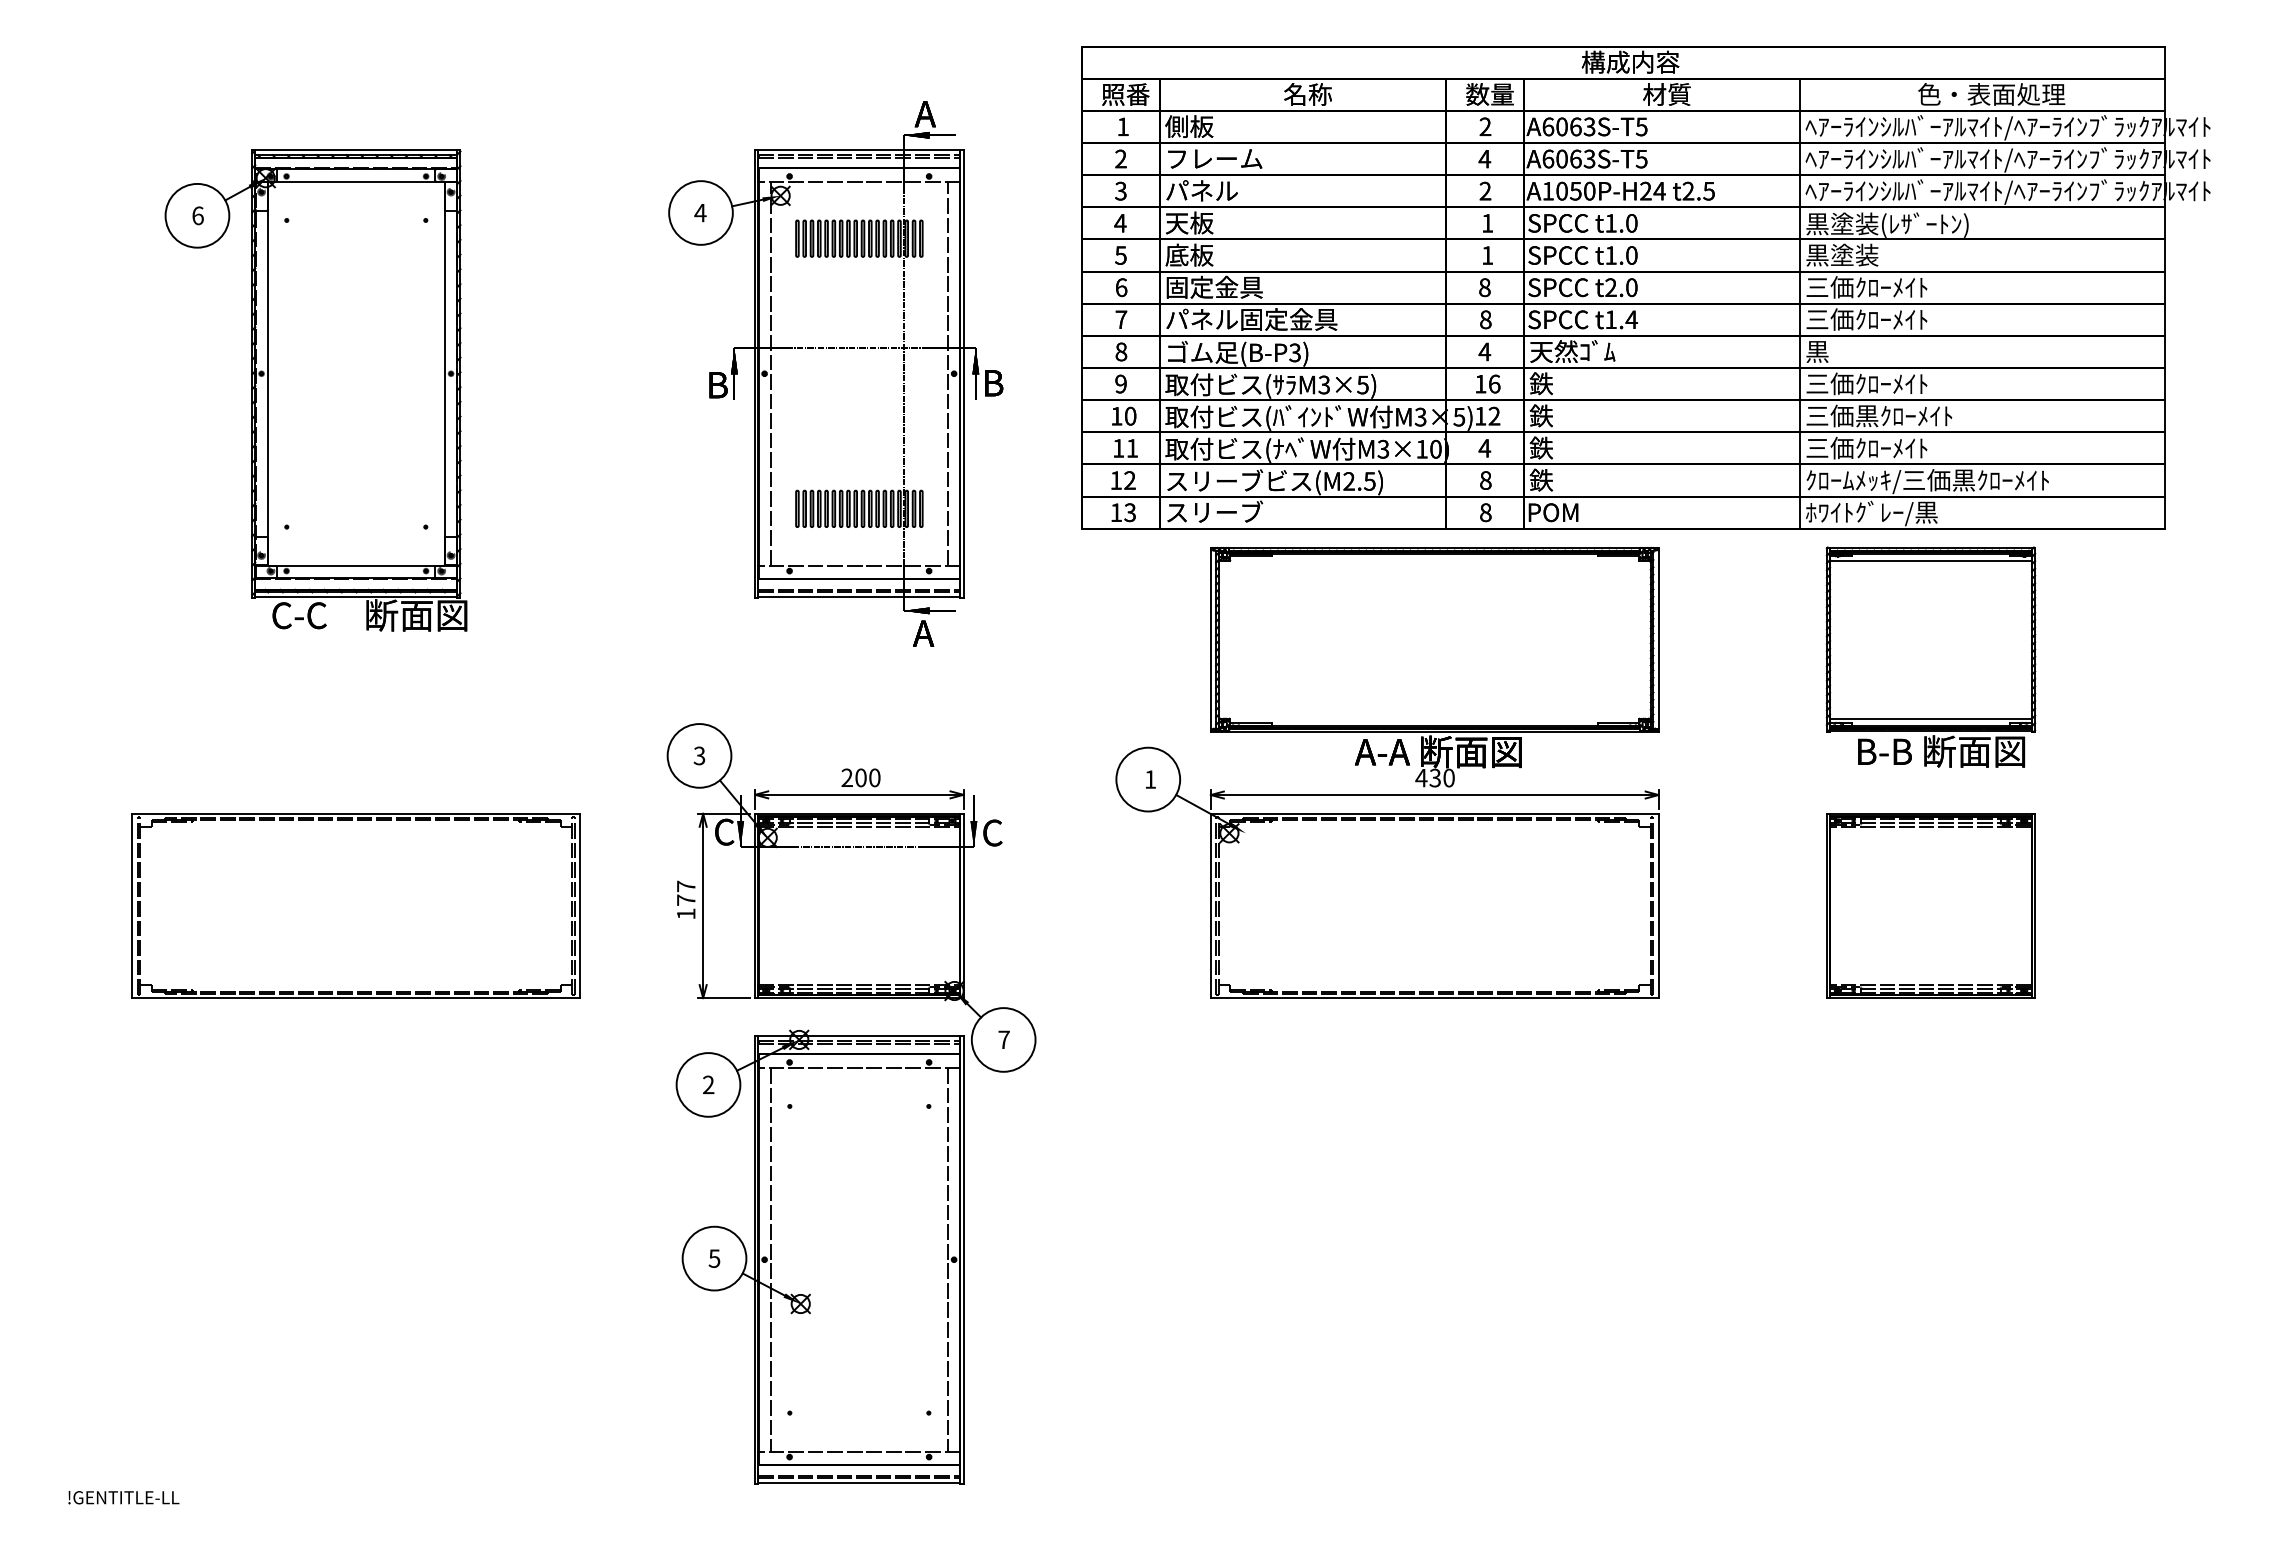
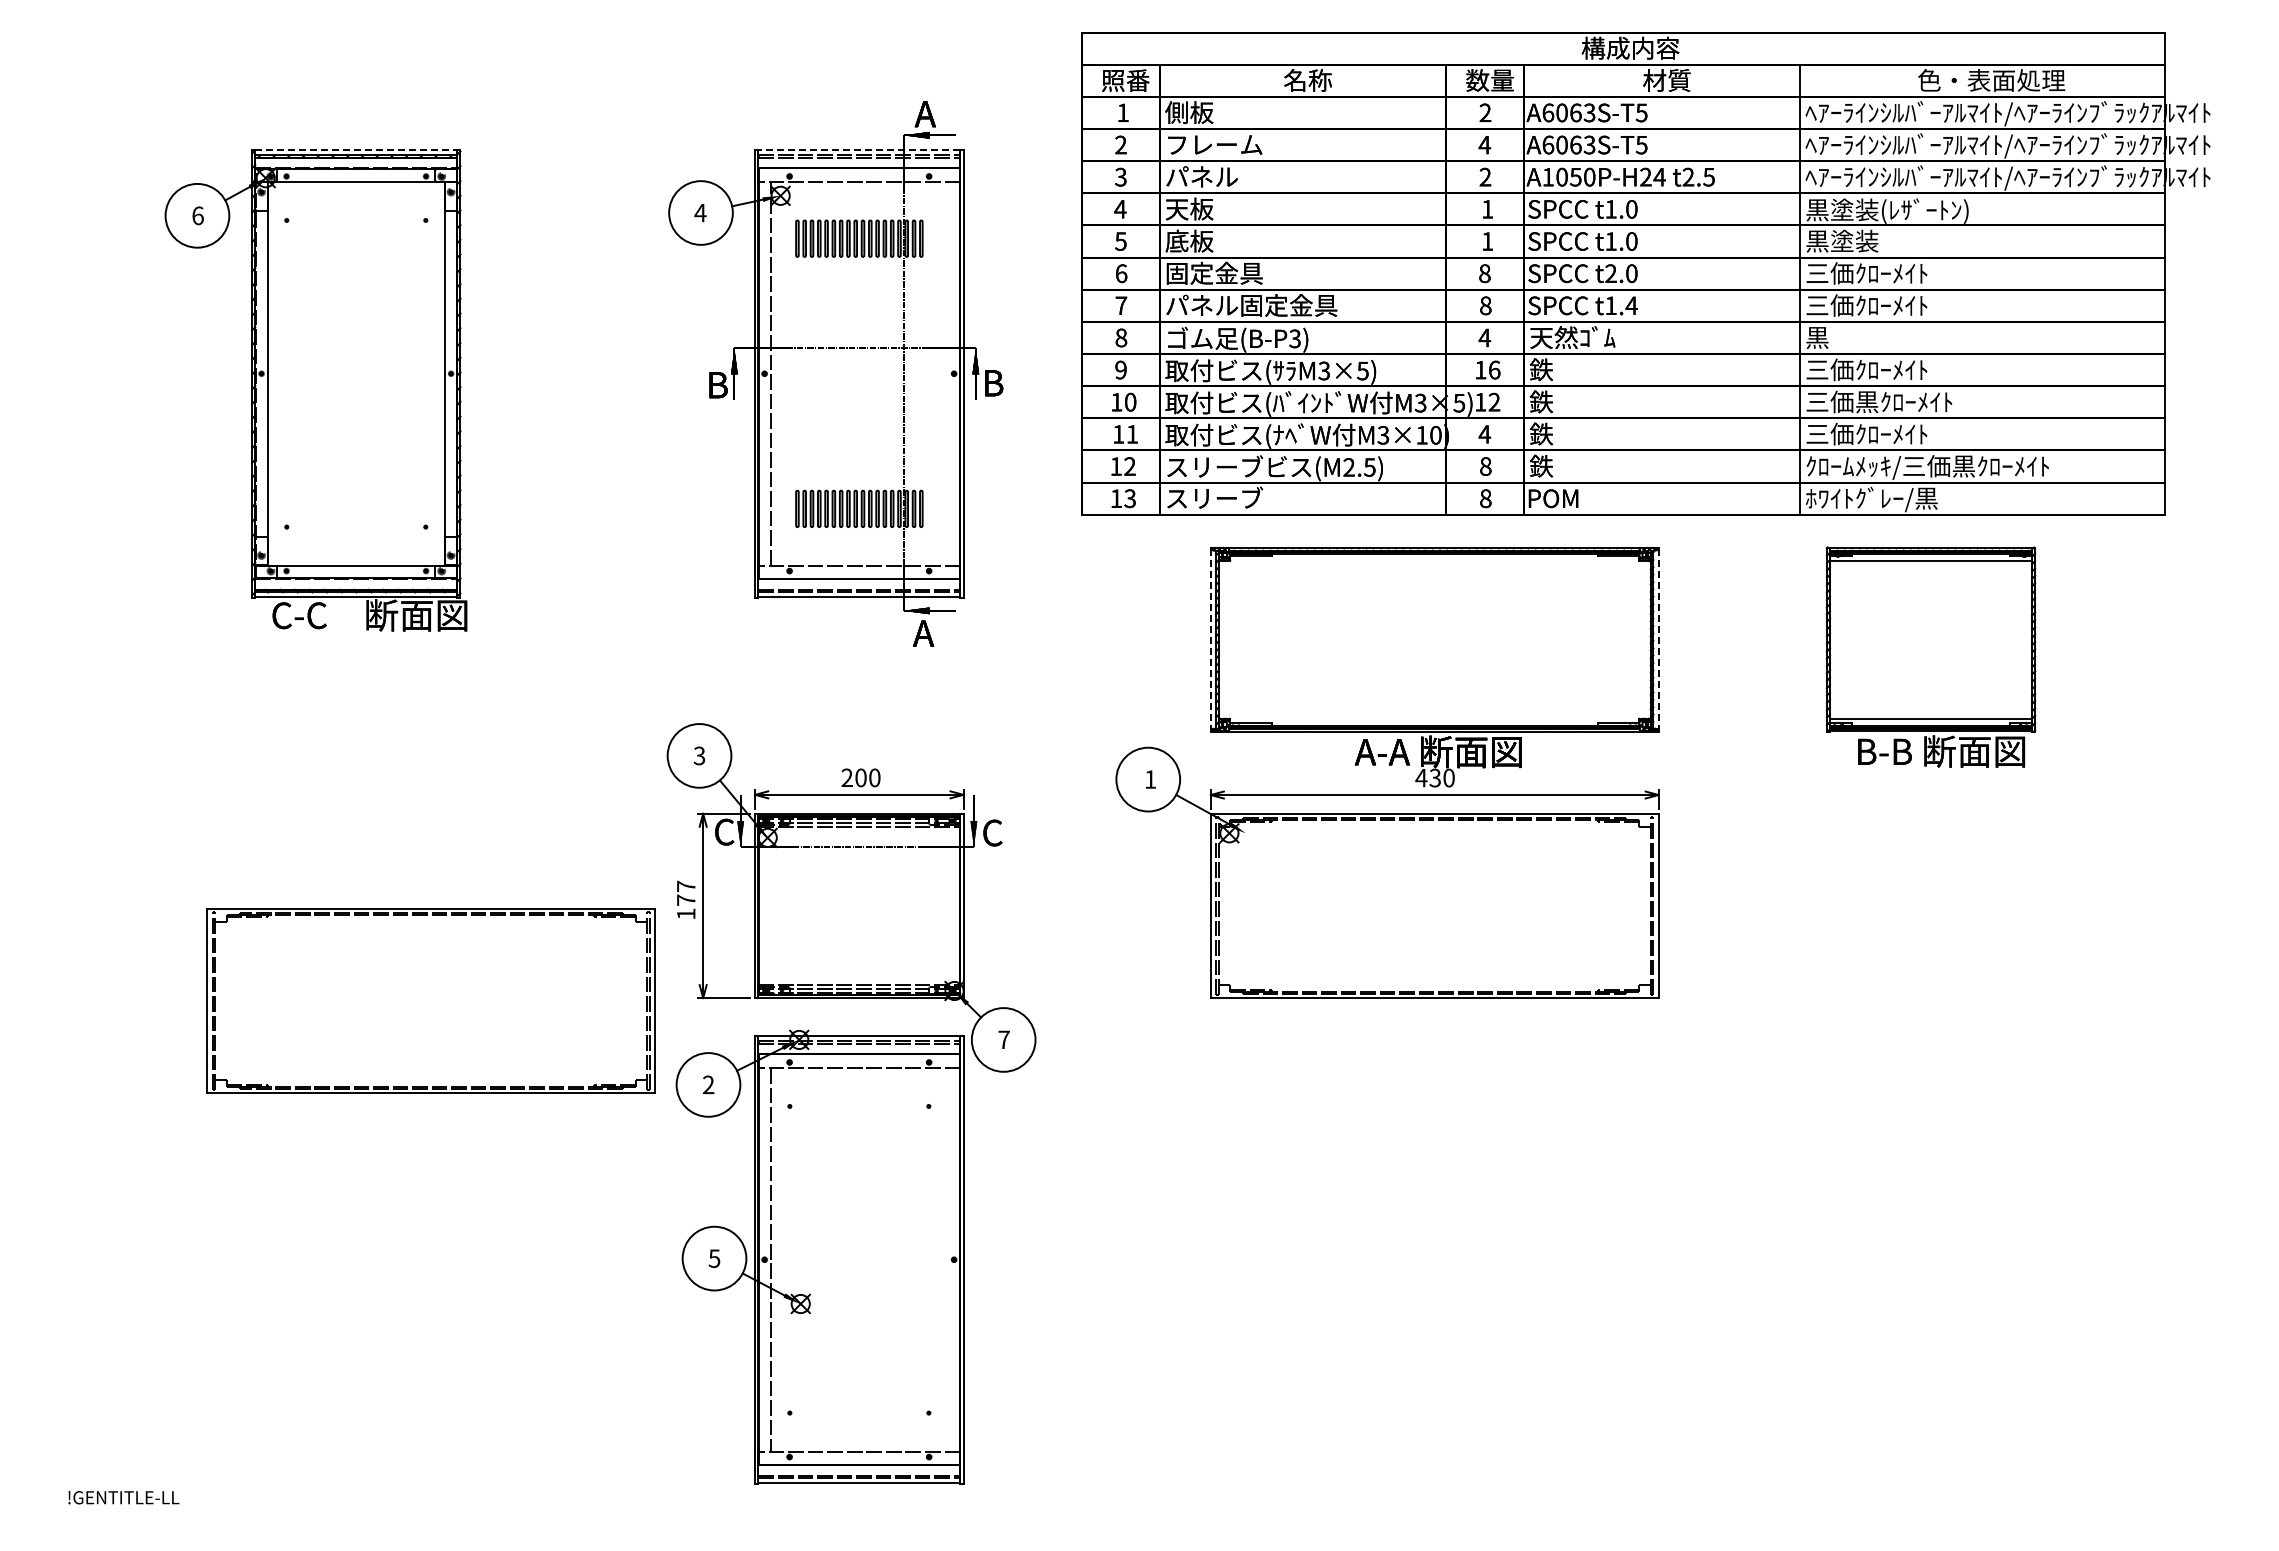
line: solid -> dashed (356, 150)
line: solid -> dashed (858, 150)
part position: (1645, 287) -> (1645, 273) (1645, 273)
line: present -> none (947, 373)
line: solid -> dashed (1210, 639)
line: solid -> dashed (1658, 639)
part position: (355, 905) -> (430, 1000) (430, 1000)
part: present -> none (1930, 905)
line: present -> none (947, 1259)
